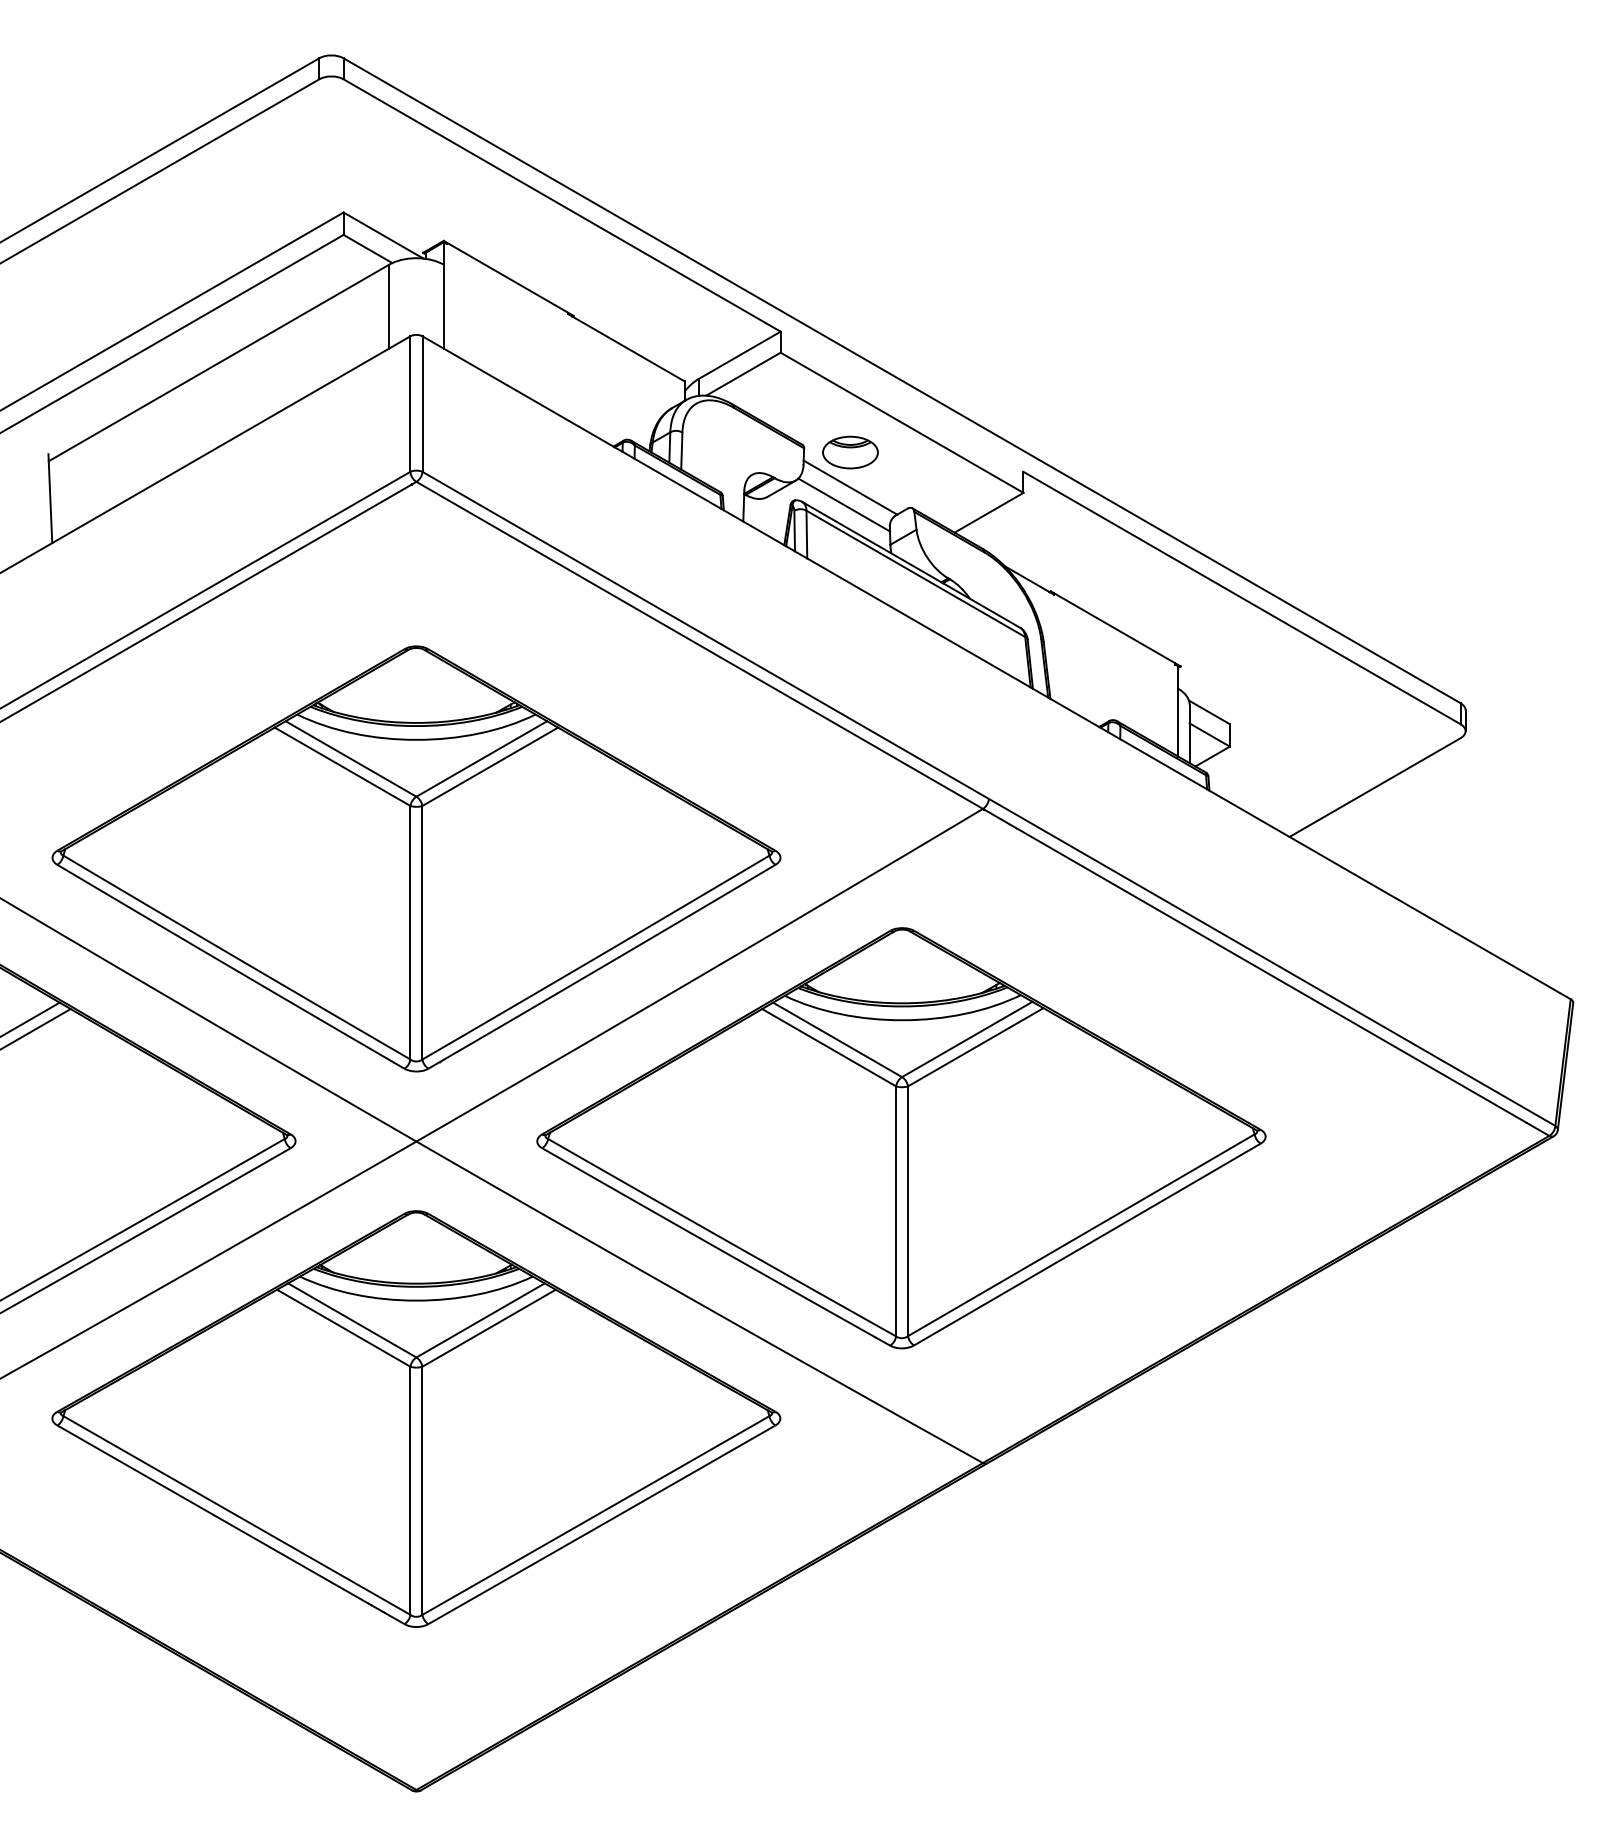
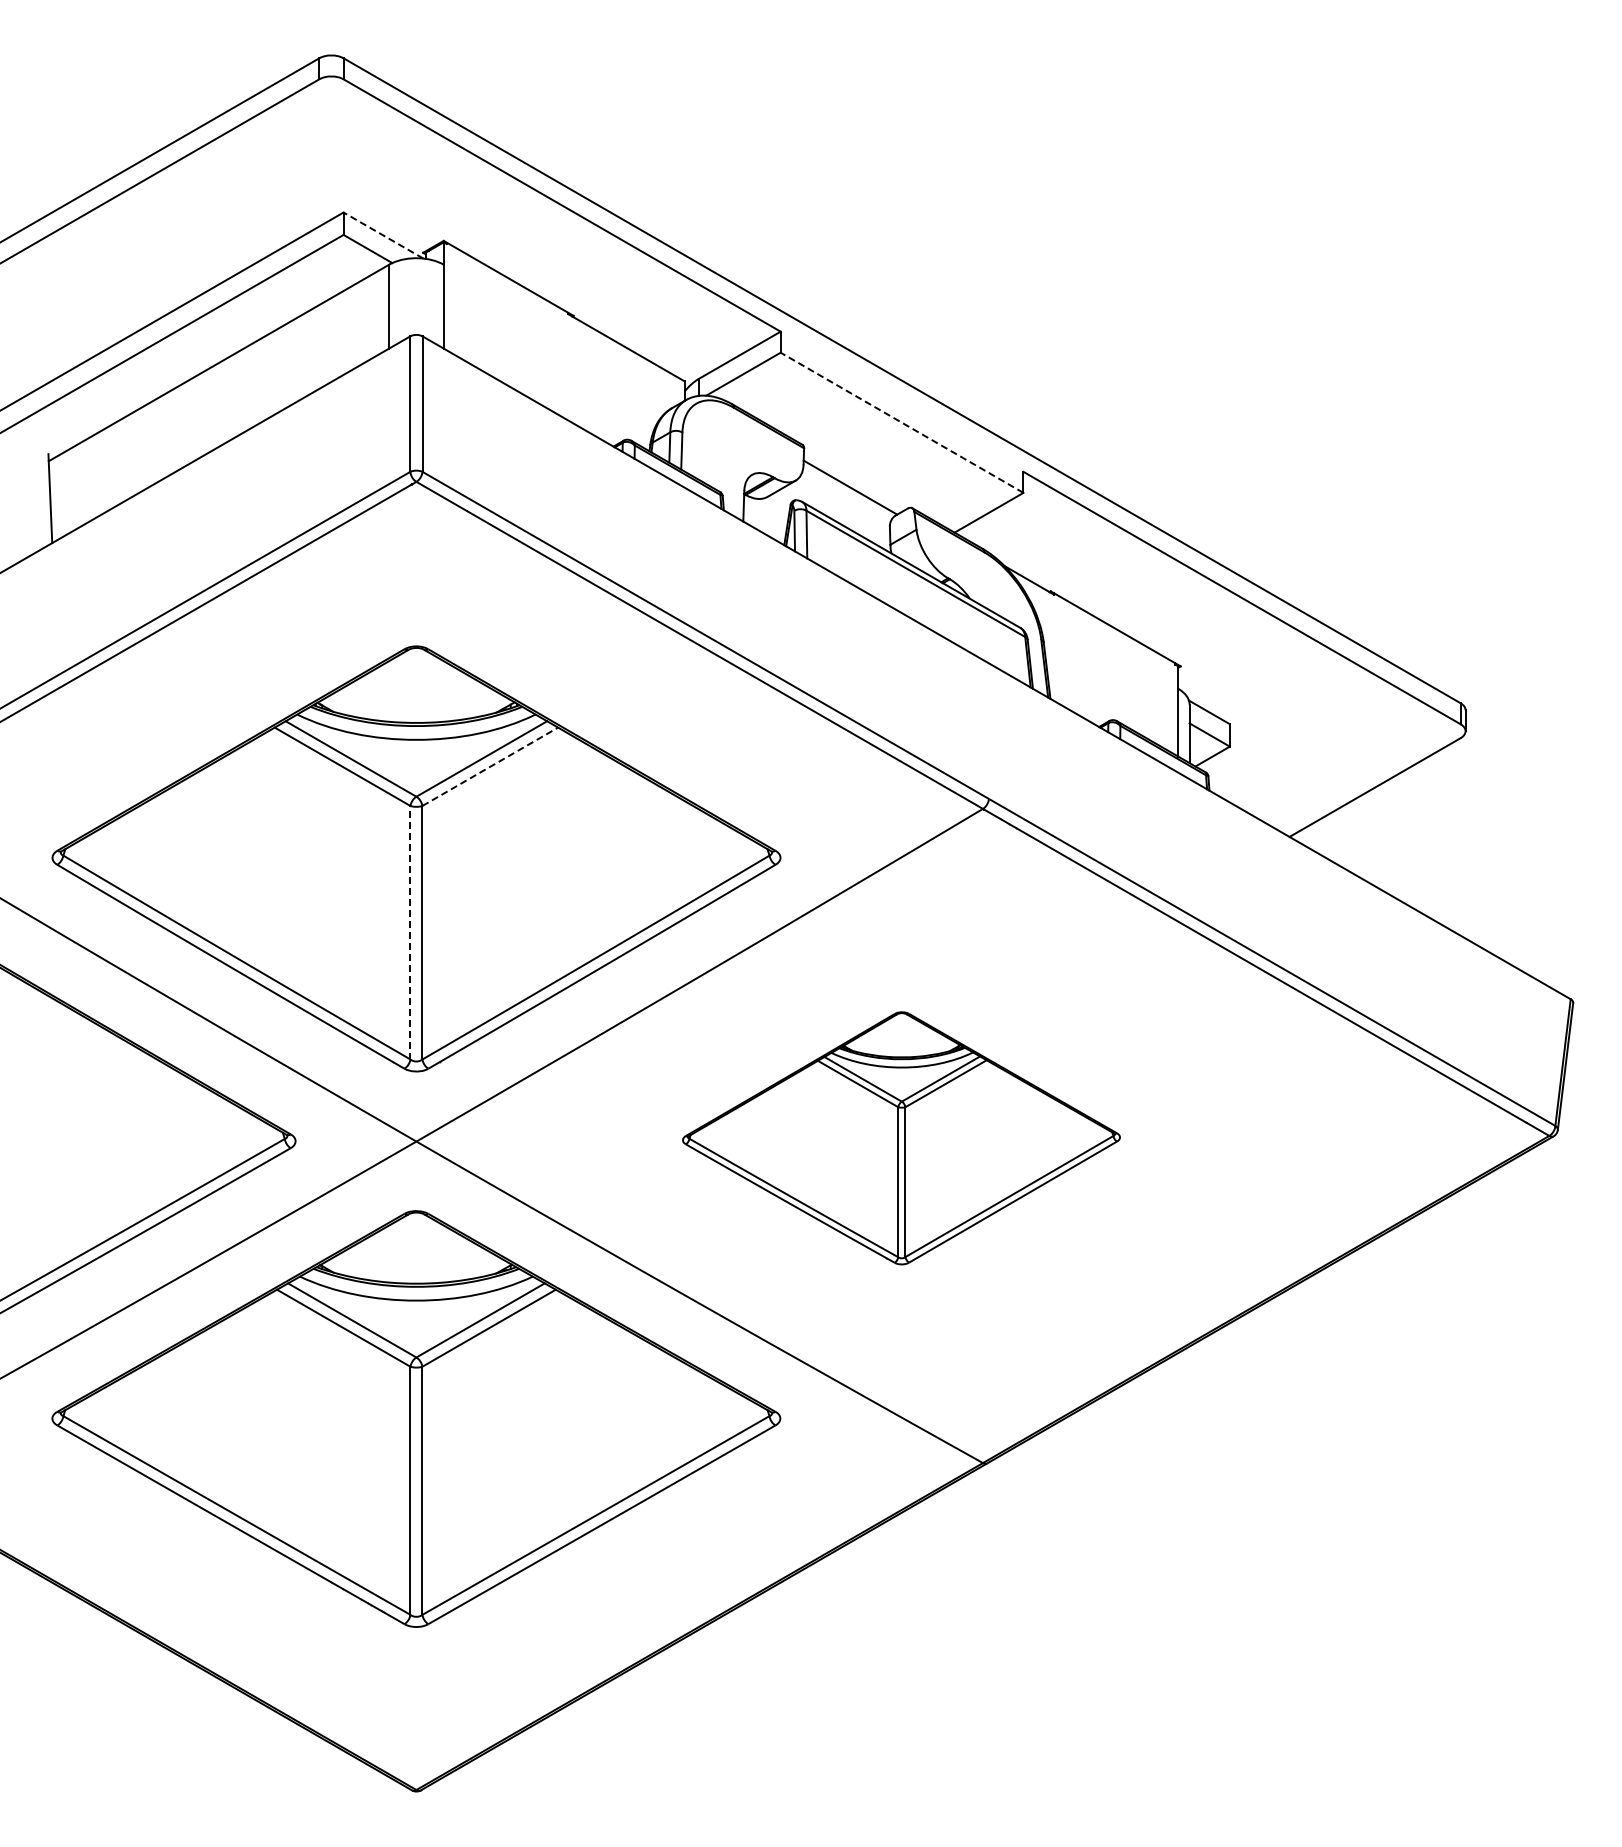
line: solid -> dashed (383, 235)
line: solid -> dashed (901, 422)
part: present -> none (850, 452)
line: present -> none (844, 504)
line: solid -> dashed (490, 766)
line: solid -> dashed (410, 932)
line: present -> none (30, 1018)
line: present -> none (36, 1028)
part size: 731x423 px -> 439x255 px (901, 1138)
